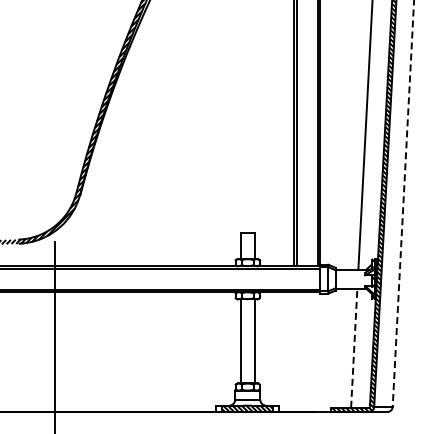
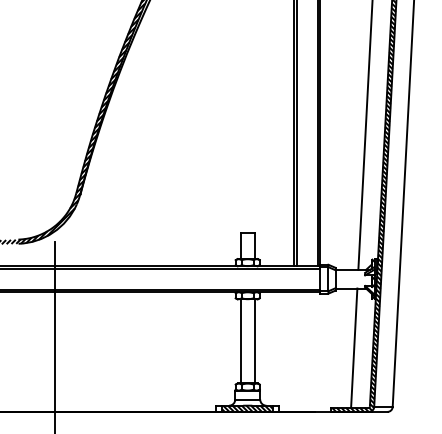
line: dashed -> solid (403, 203)
line: dashed -> solid (354, 348)
